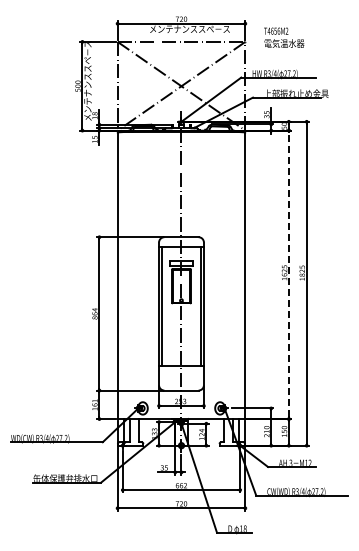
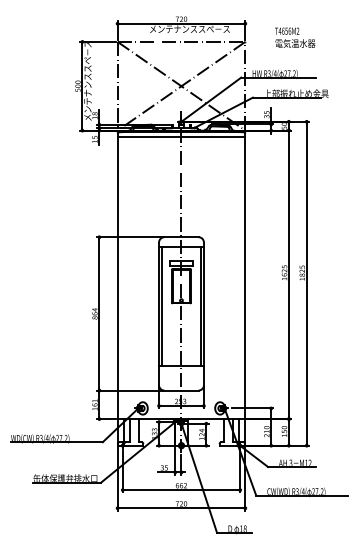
text position: (284, 37) -> (295, 37) (295, 37)
line: none -> present (181, 136)
line: dashed -> solid (288, 274)
